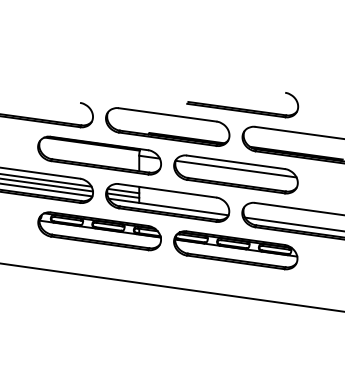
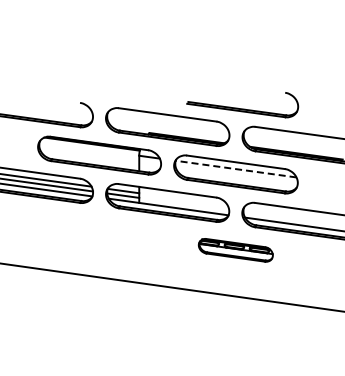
line: solid -> dashed (236, 169)
part: present -> none (99, 231)
part size: 126x41 px -> 77x25 px (235, 250)
